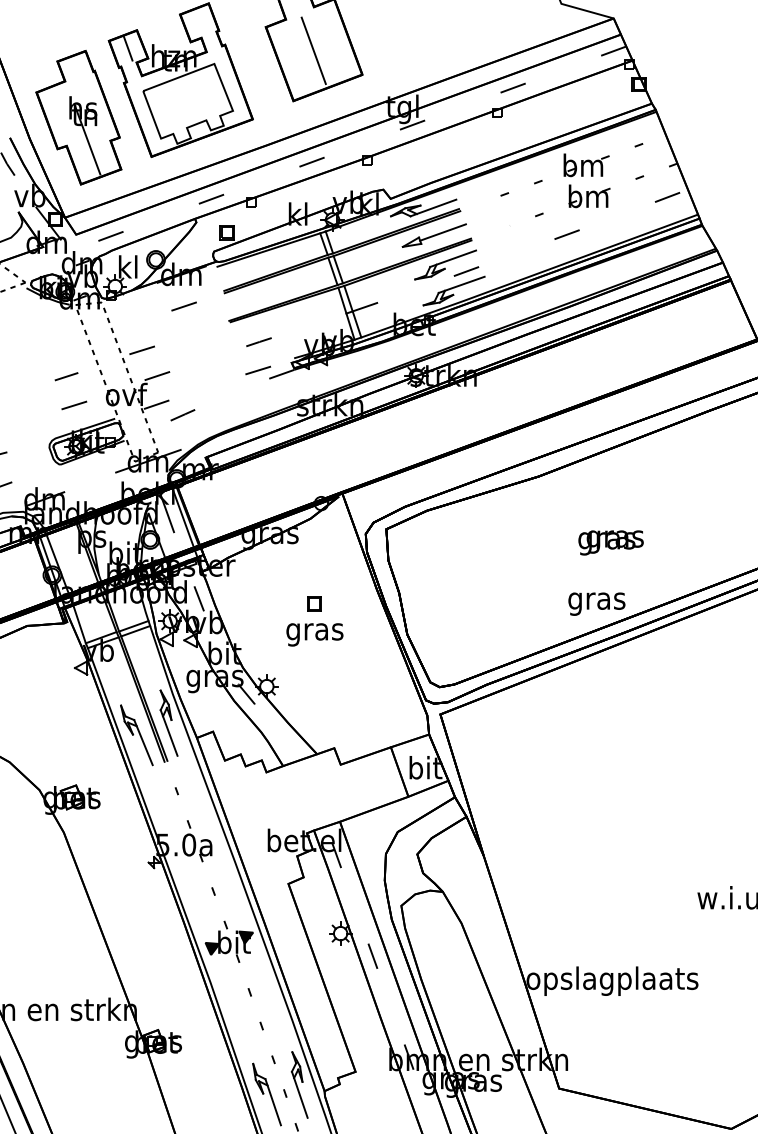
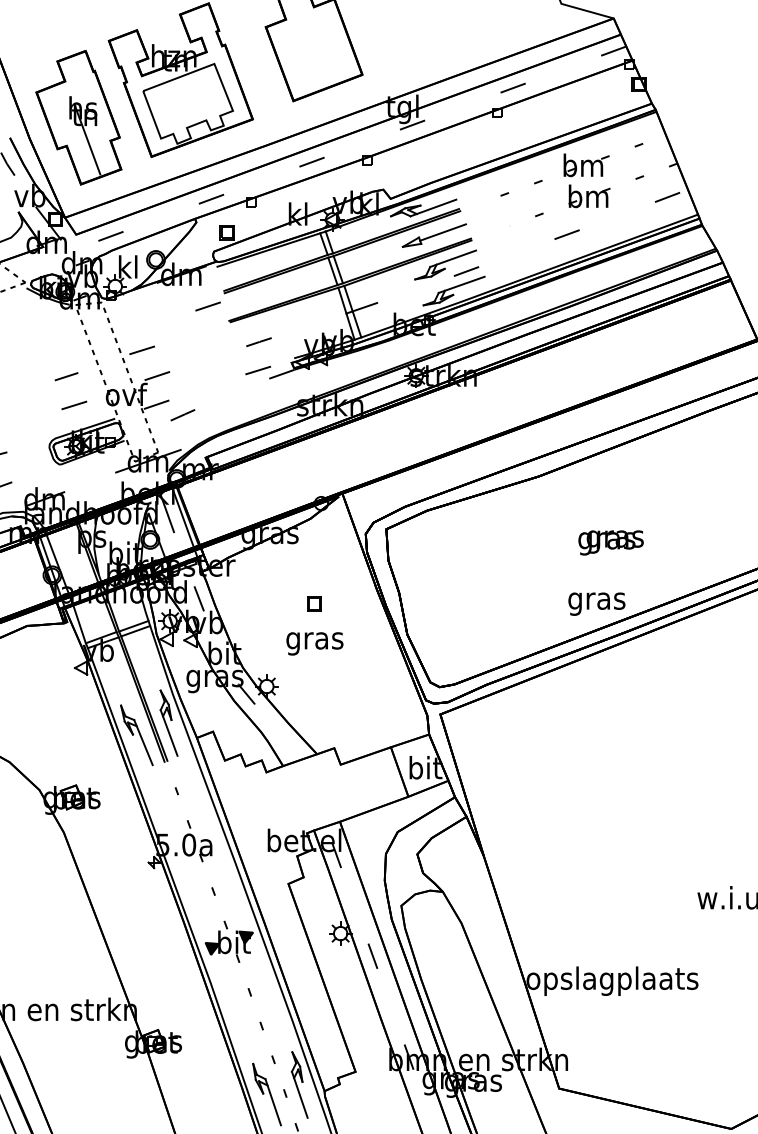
line: present -> none (127, 48)
line: present -> none (313, 50)
line position: (183, 306) -> (207, 306) (207, 306)
text position: (314, 634) -> (314, 643) (314, 643)
